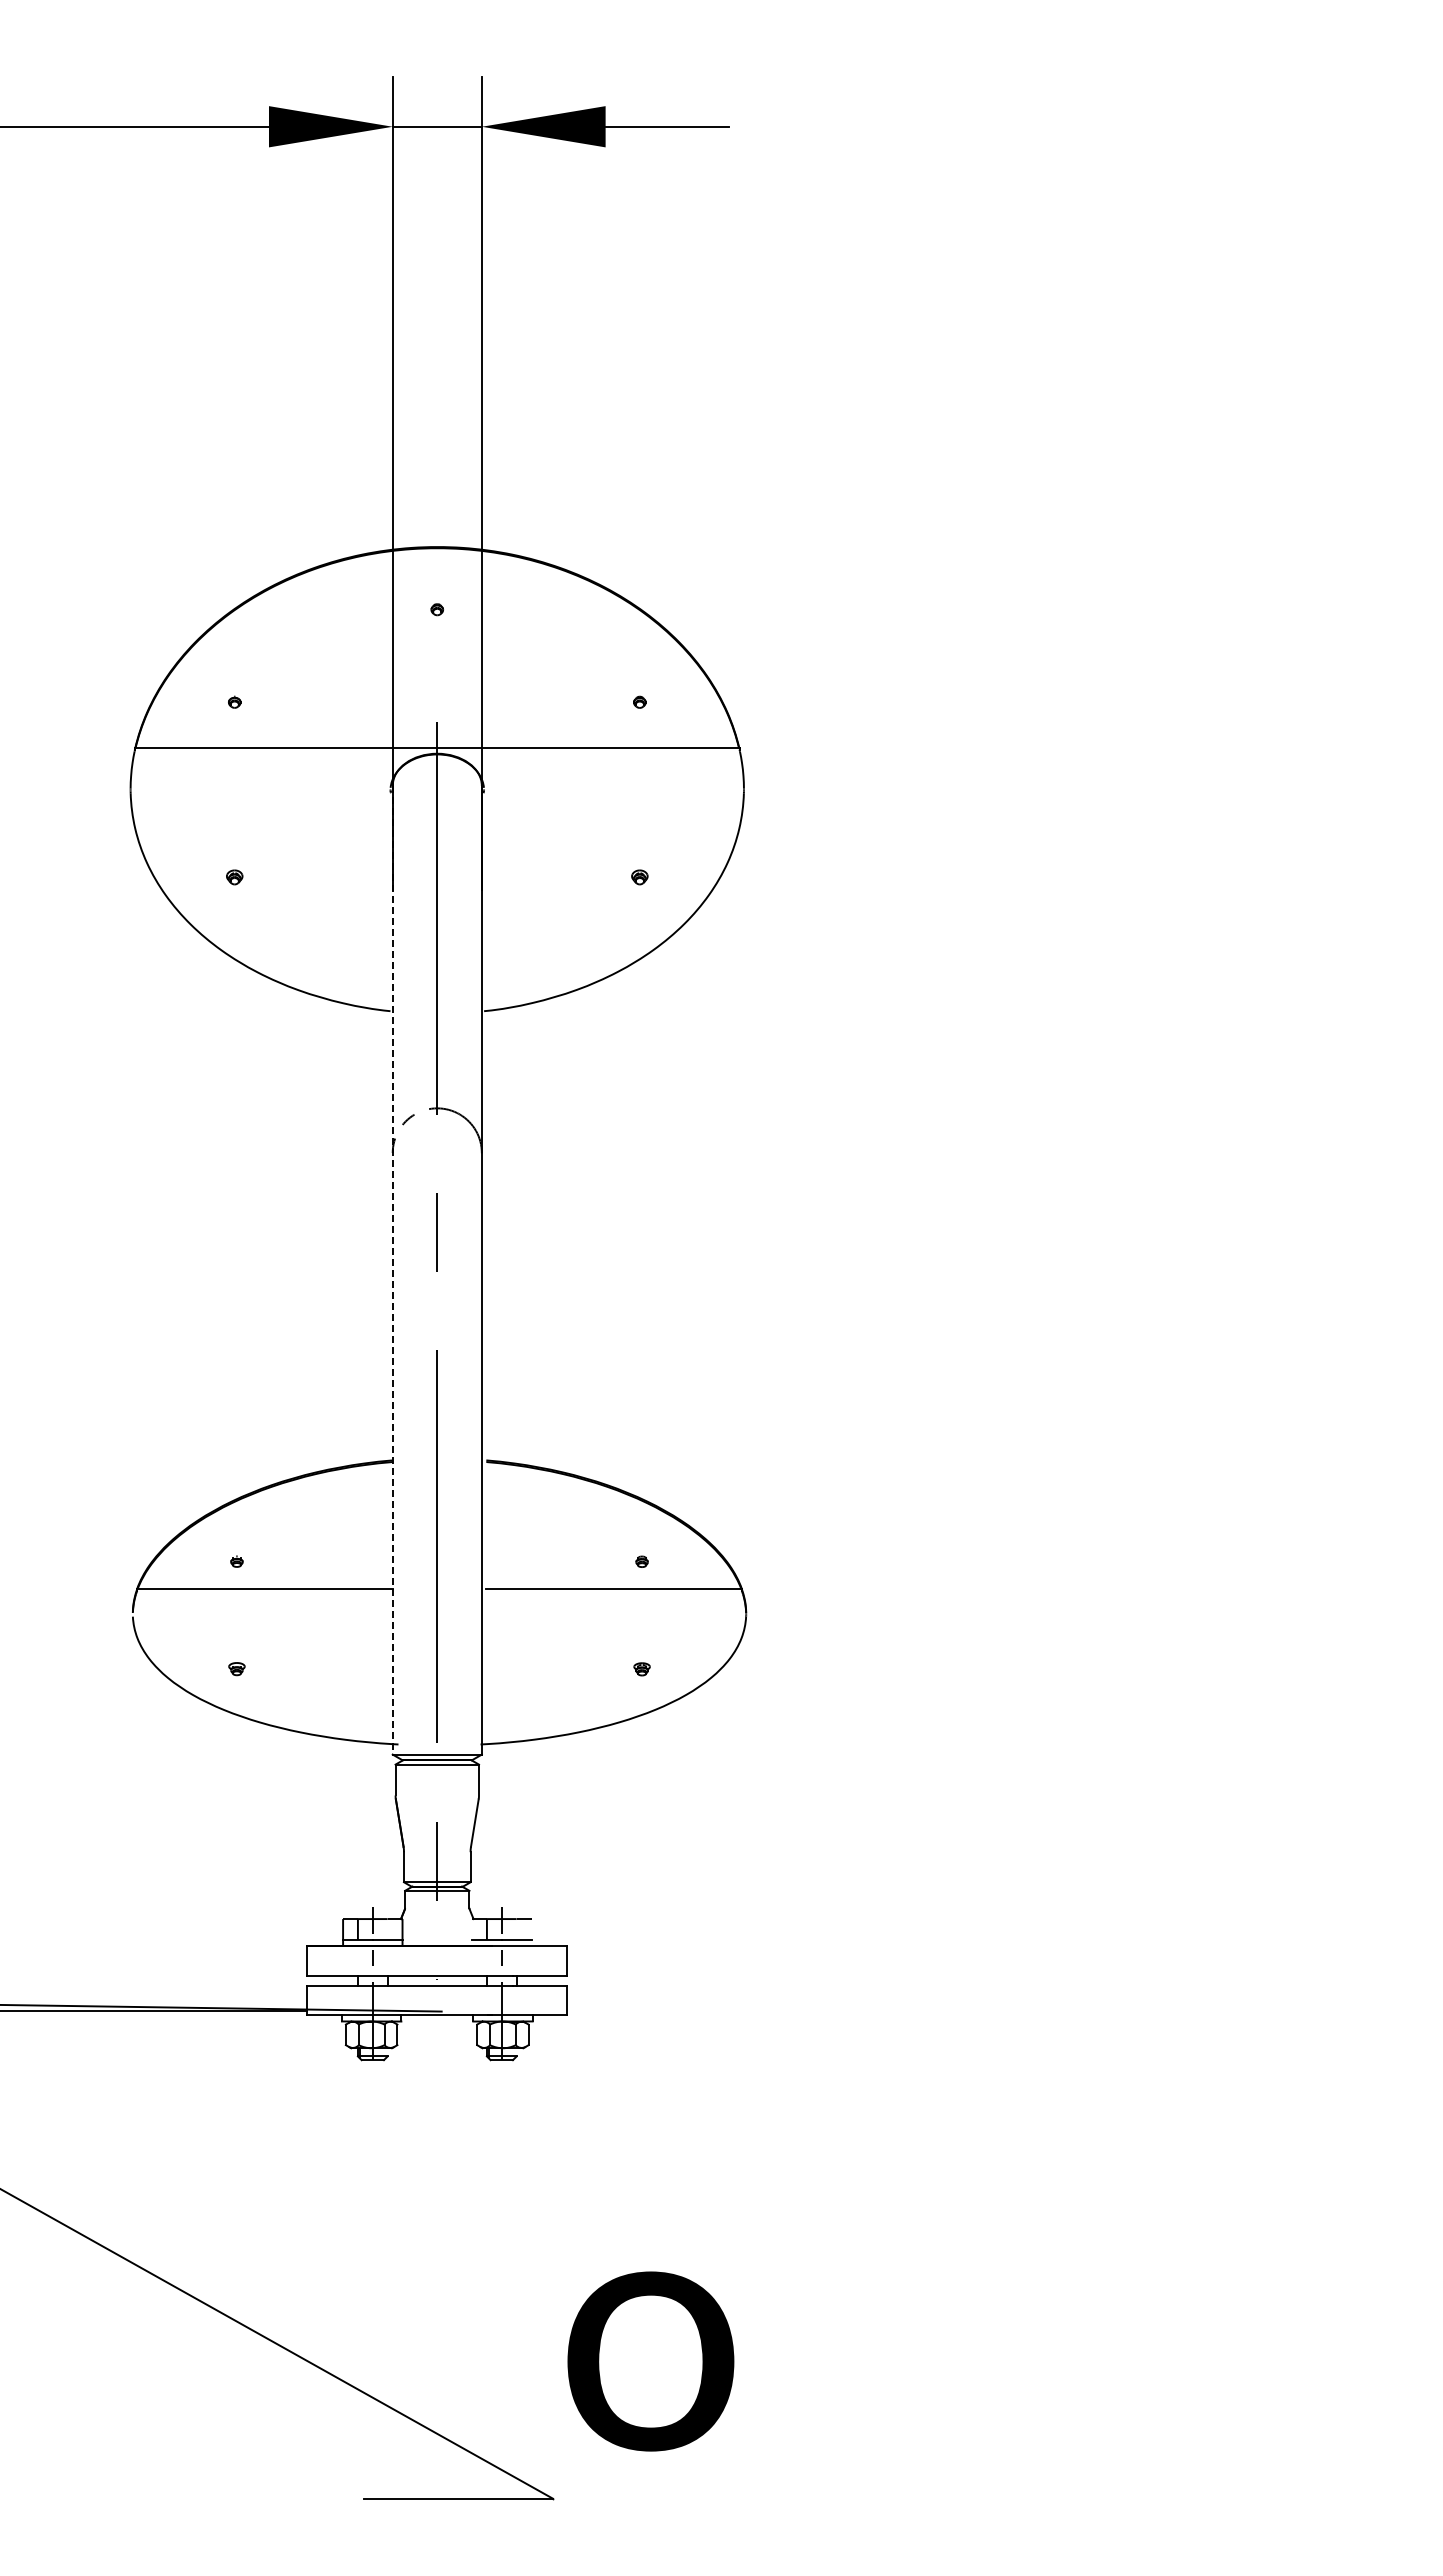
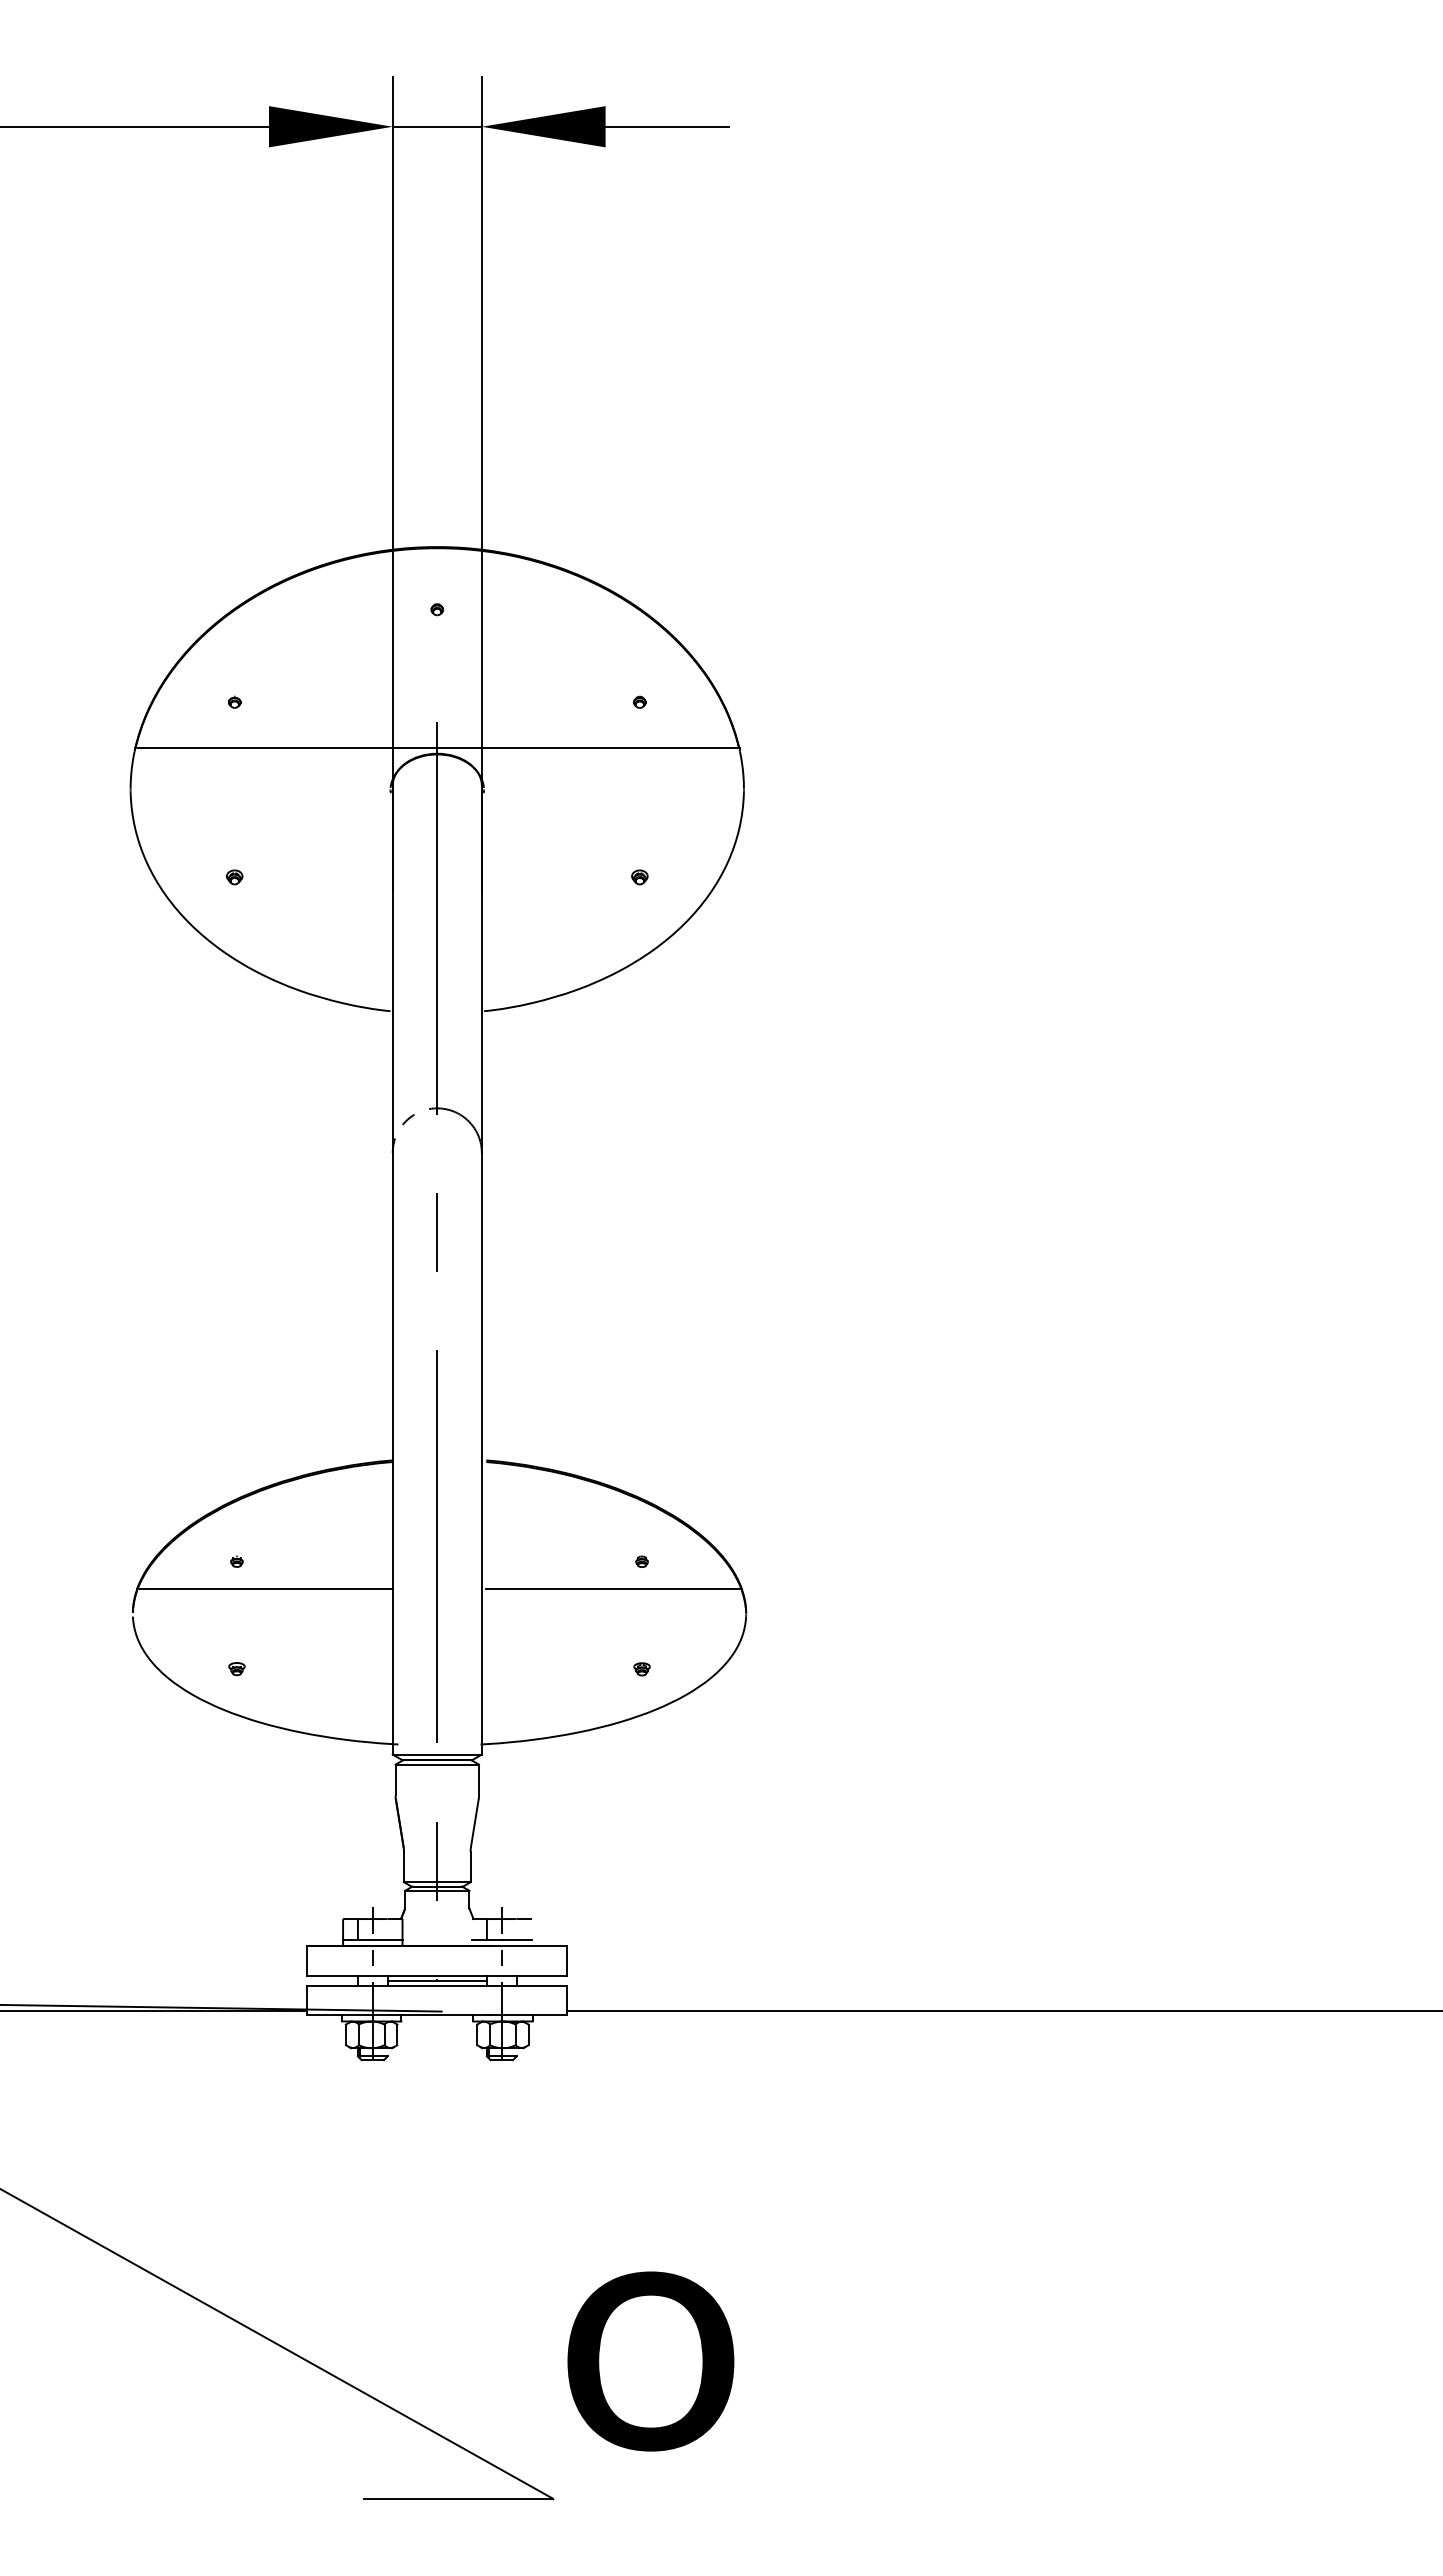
line: dashed -> solid (392, 1270)
line: none -> present (436, 1980)
line: none -> present (1003, 2011)
